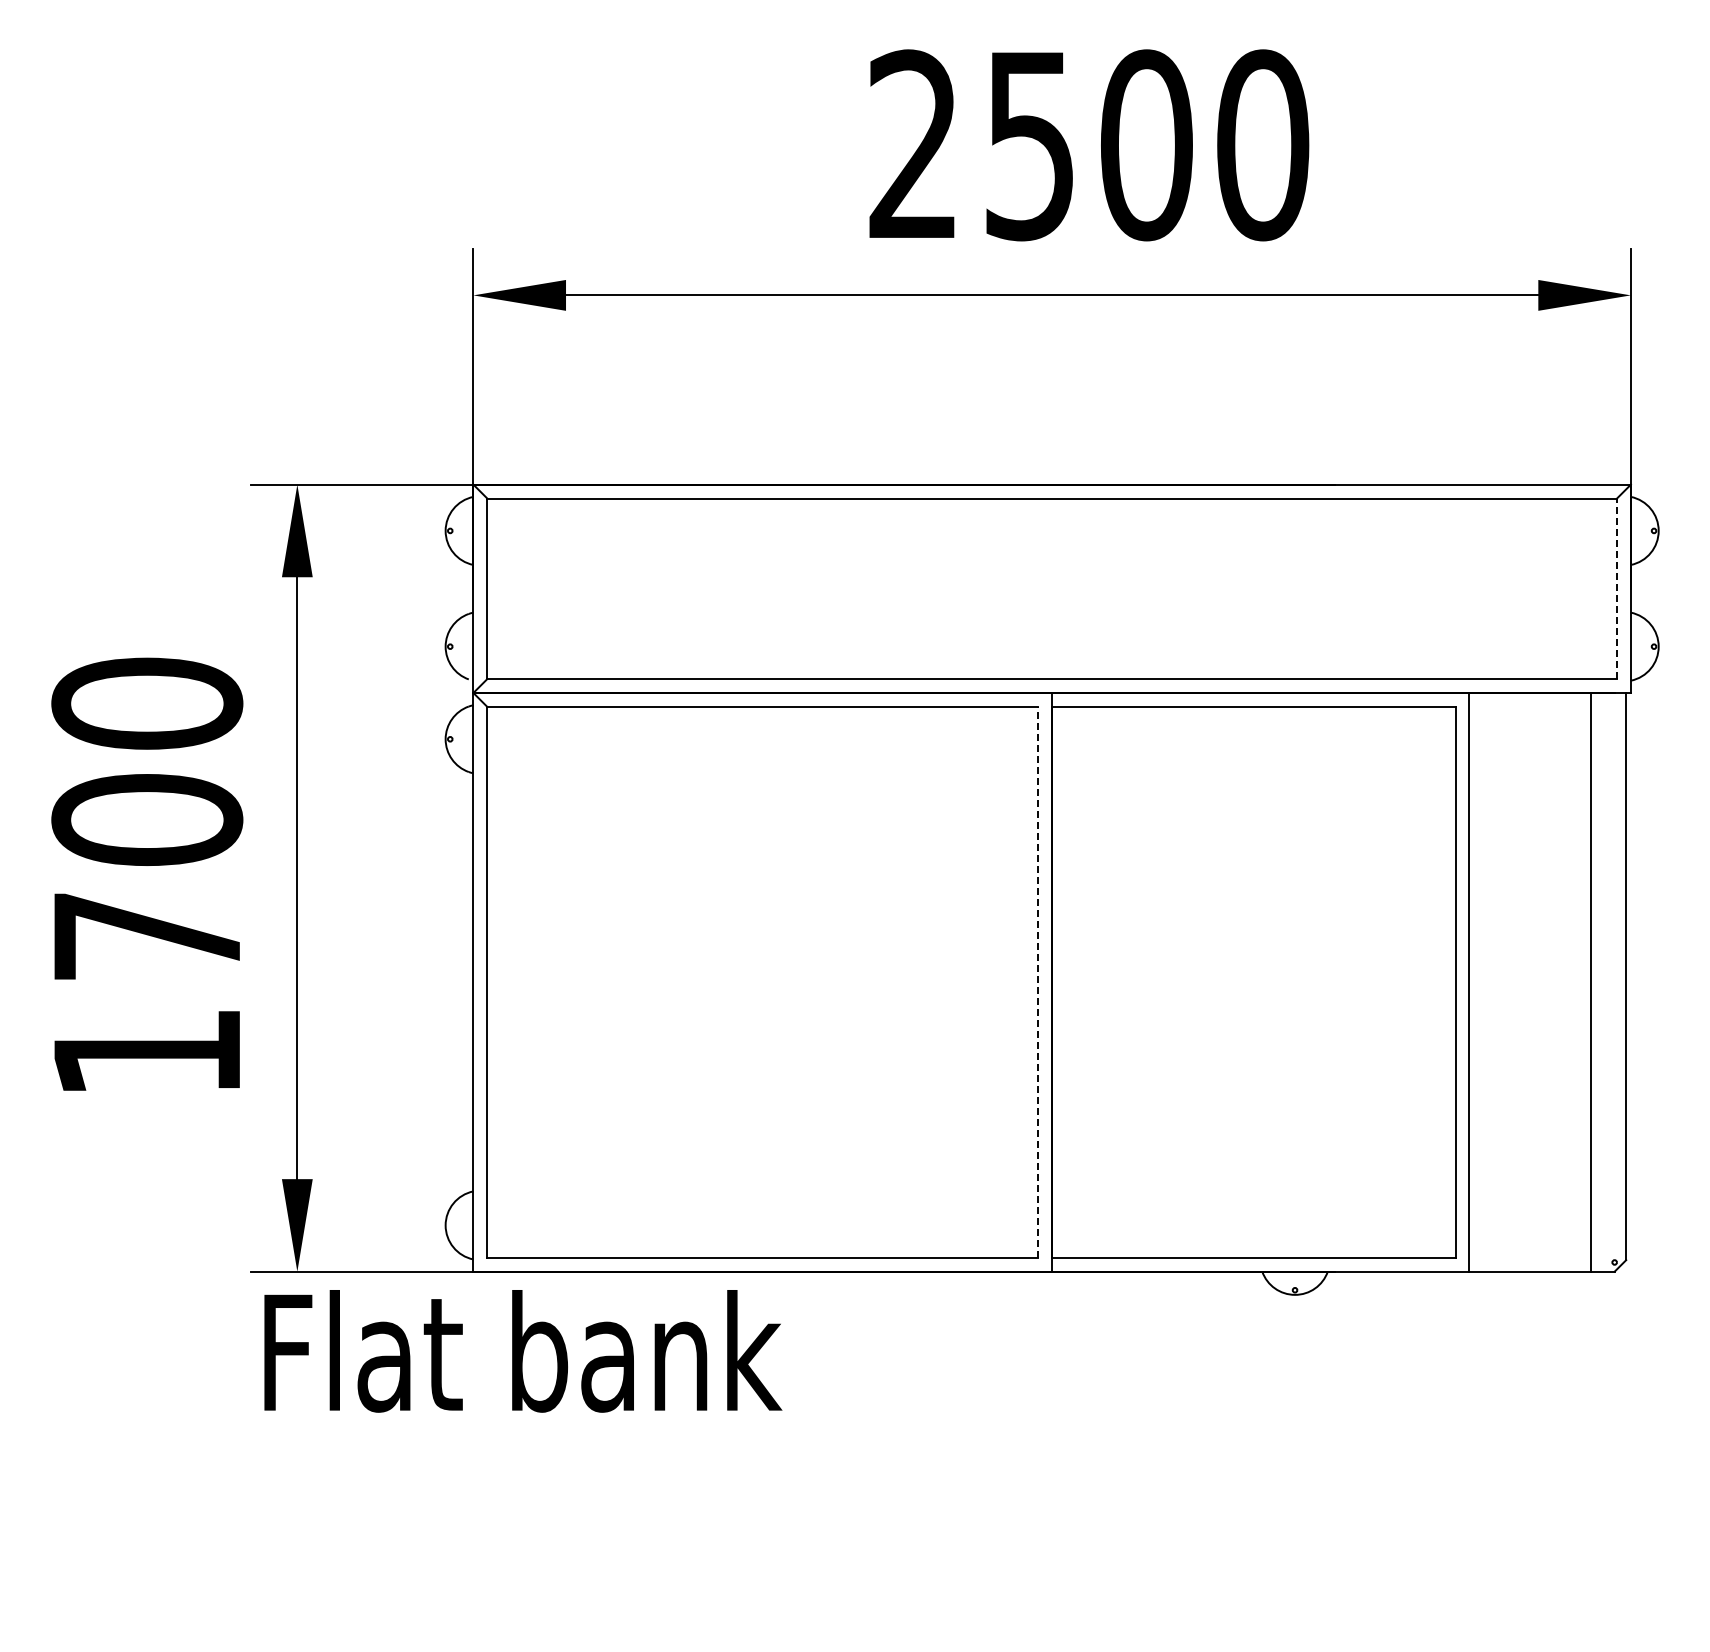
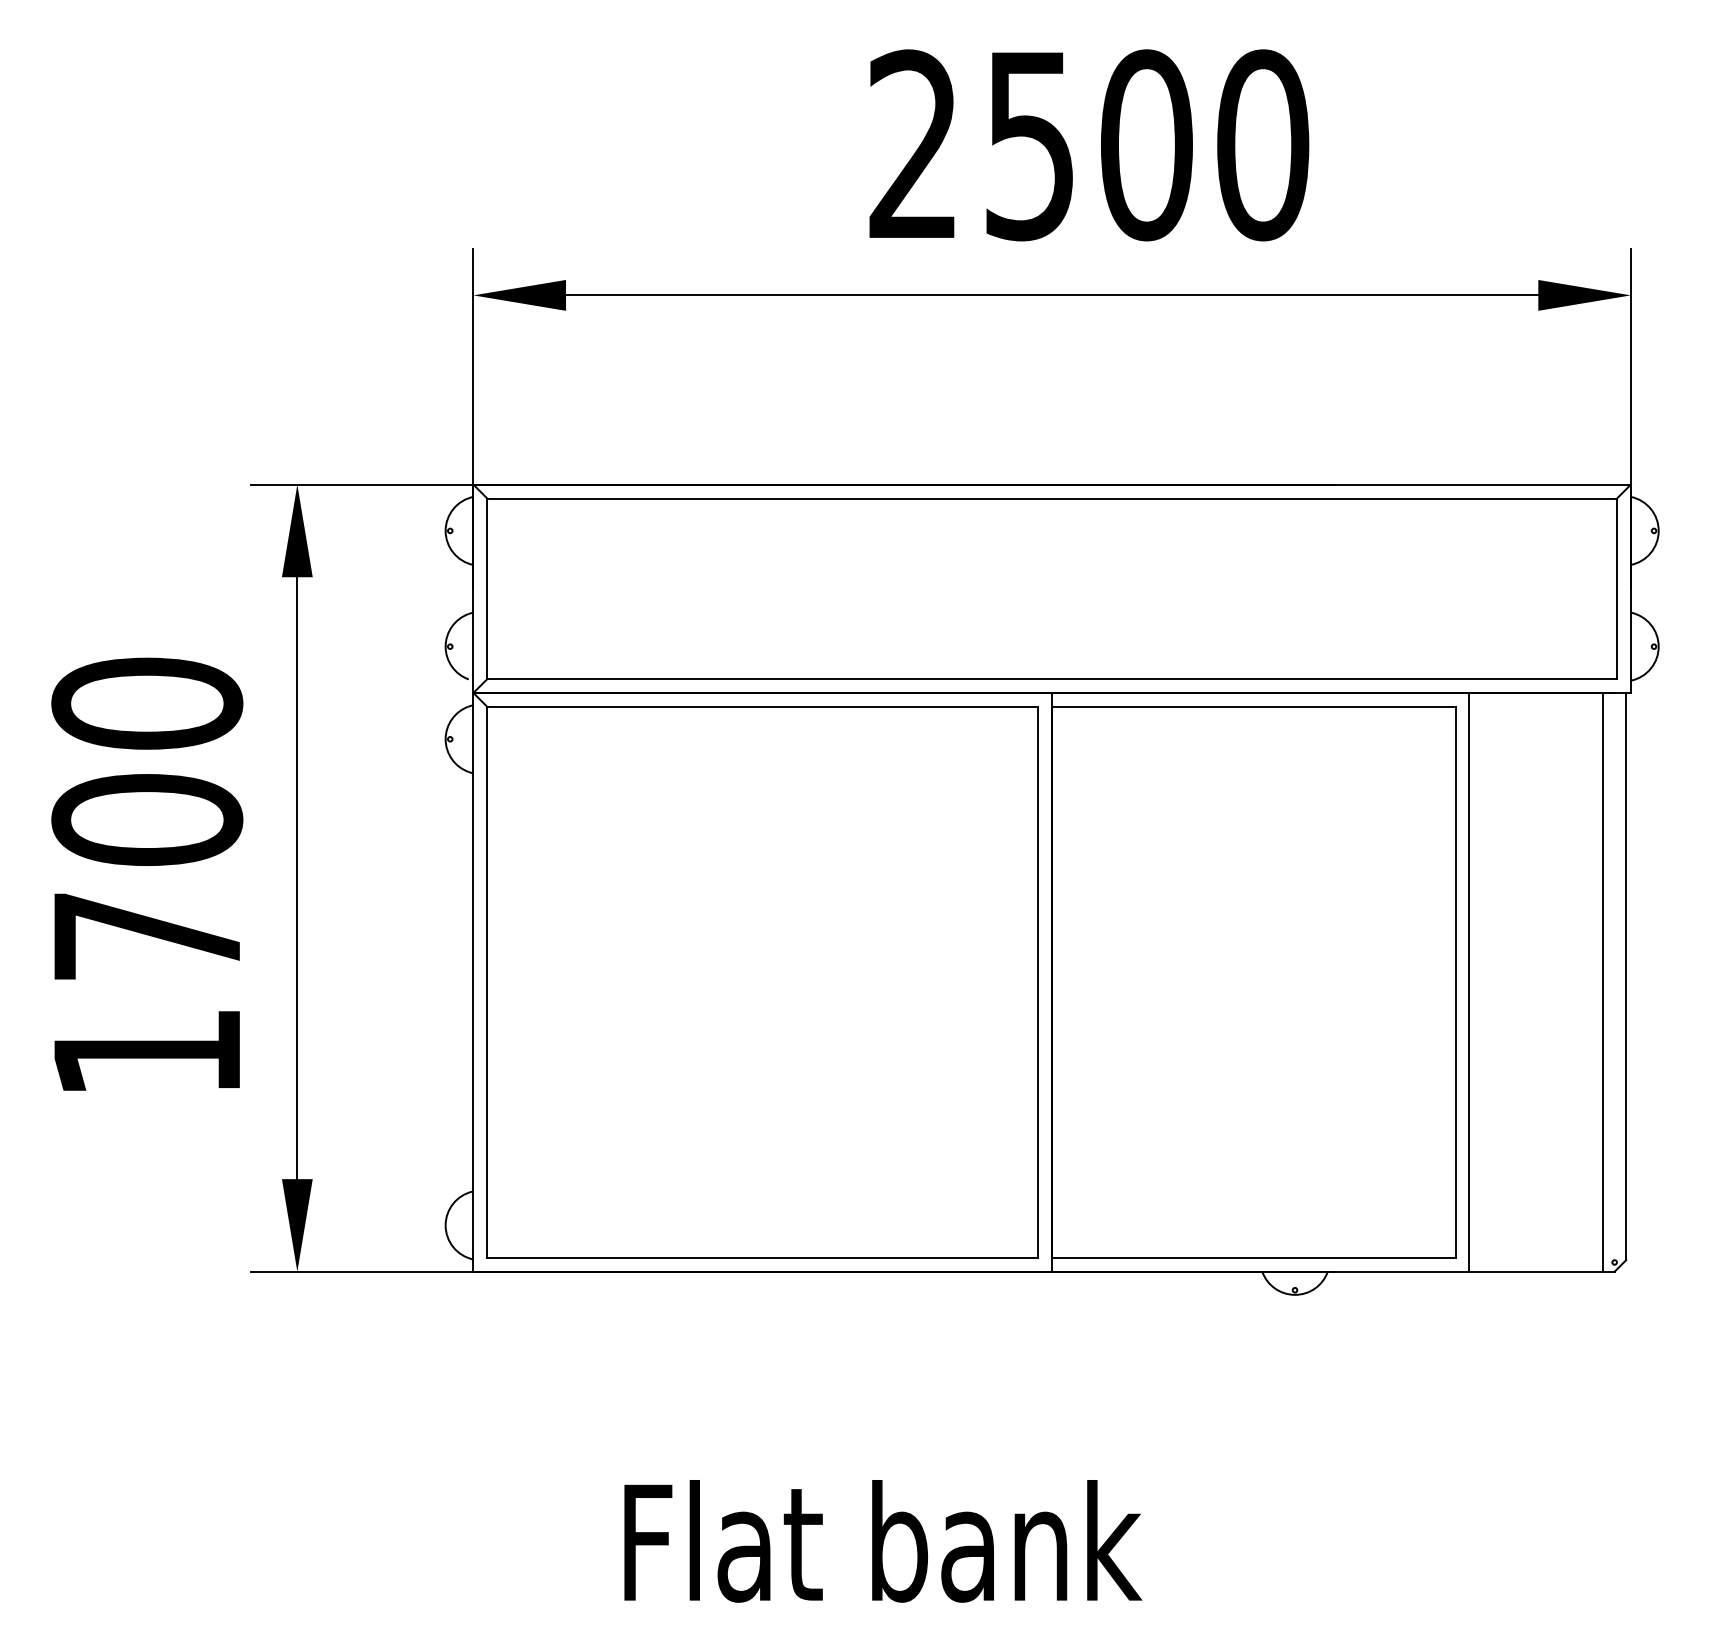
line: dashed -> solid (1617, 588)
line: dashed -> solid (1038, 981)
line position: (1591, 981) -> (1603, 981) (1603, 981)
text position: (523, 1351) -> (883, 1541) (883, 1541)
